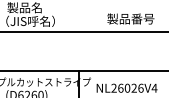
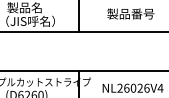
line: none -> present (79, 17)
text position: (130, 18) -> (130, 13) (130, 13)
text position: (126, 87) -> (132, 87) (132, 87)
